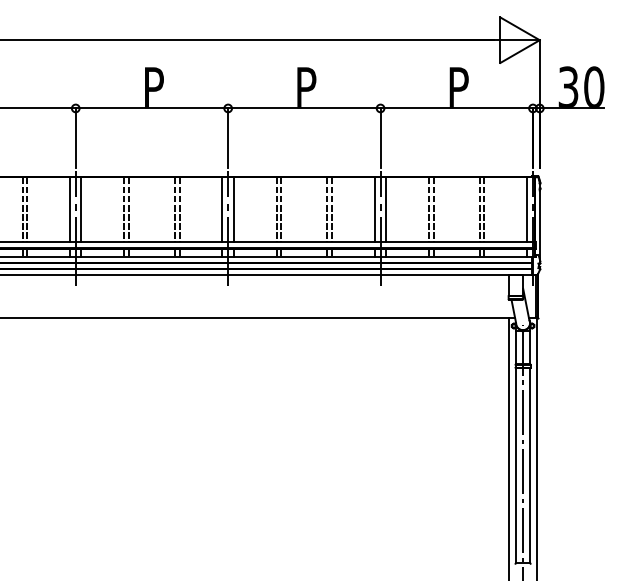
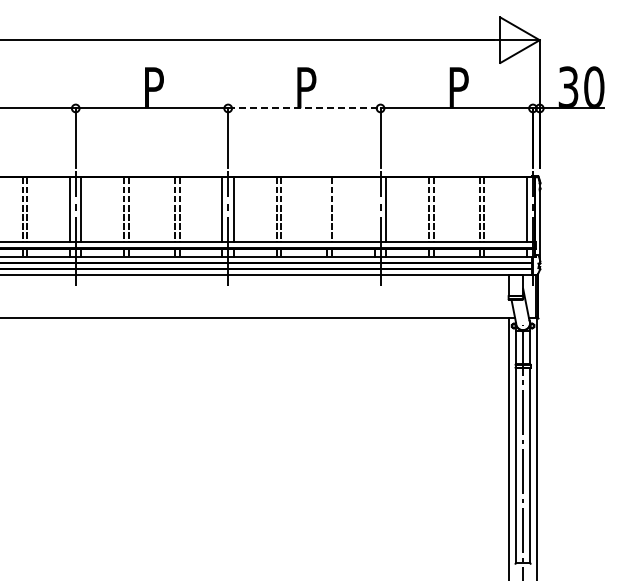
line: solid -> dashed (304, 108)
line: present -> none (327, 209)
line: present -> none (374, 209)
